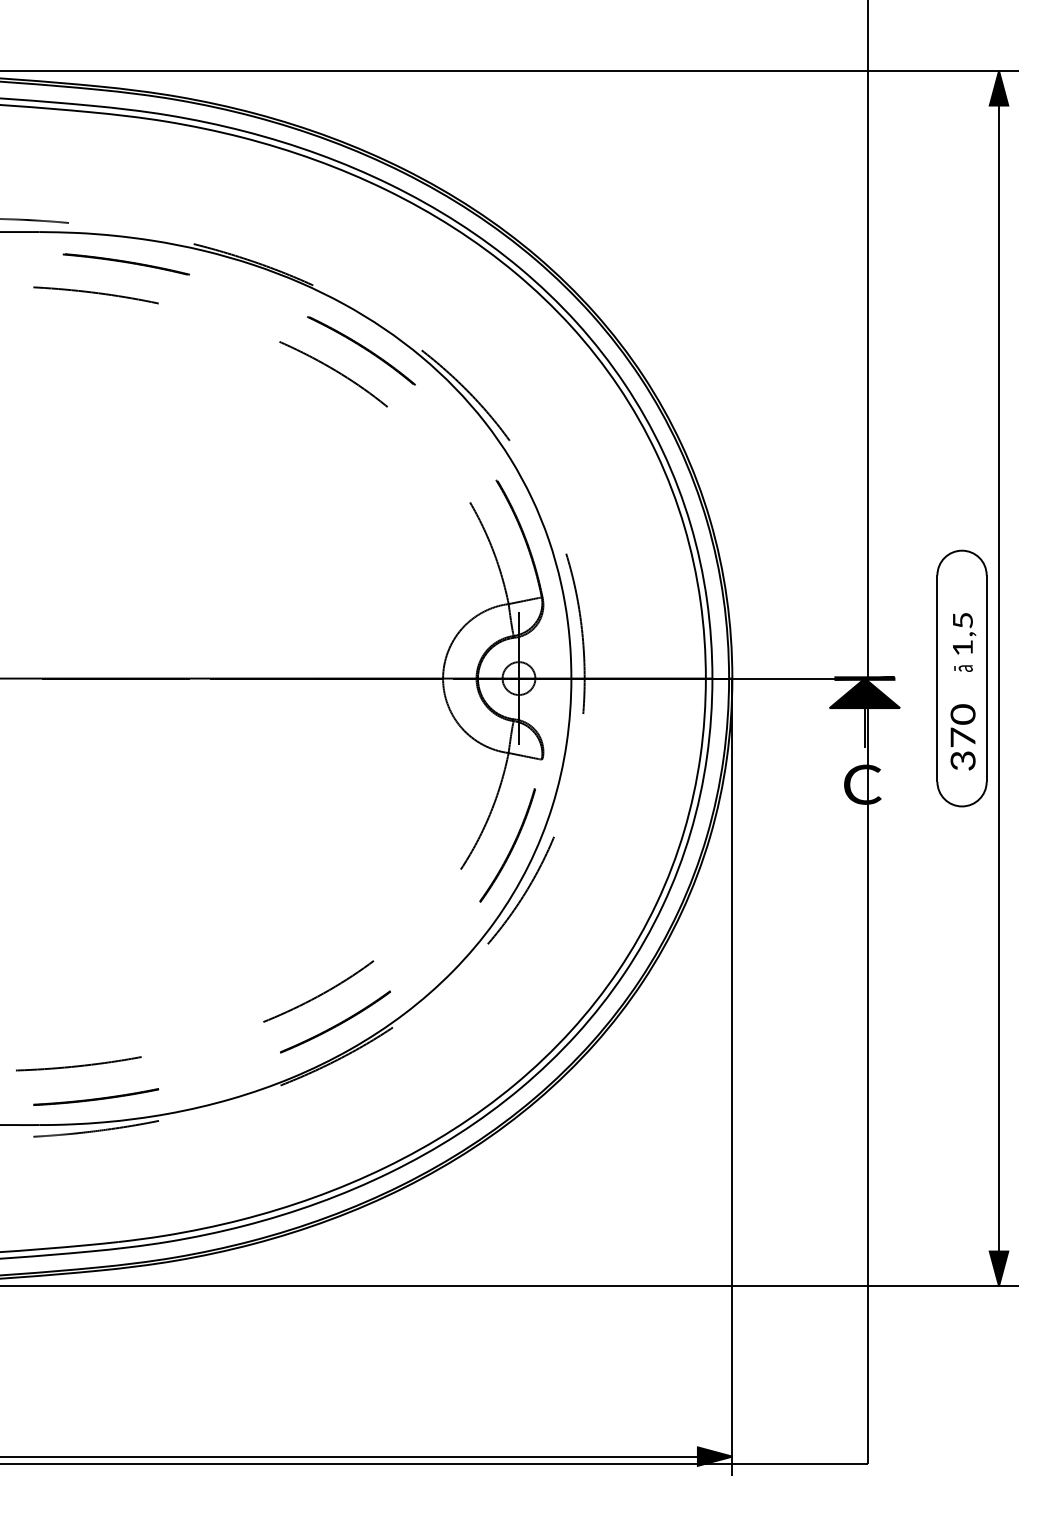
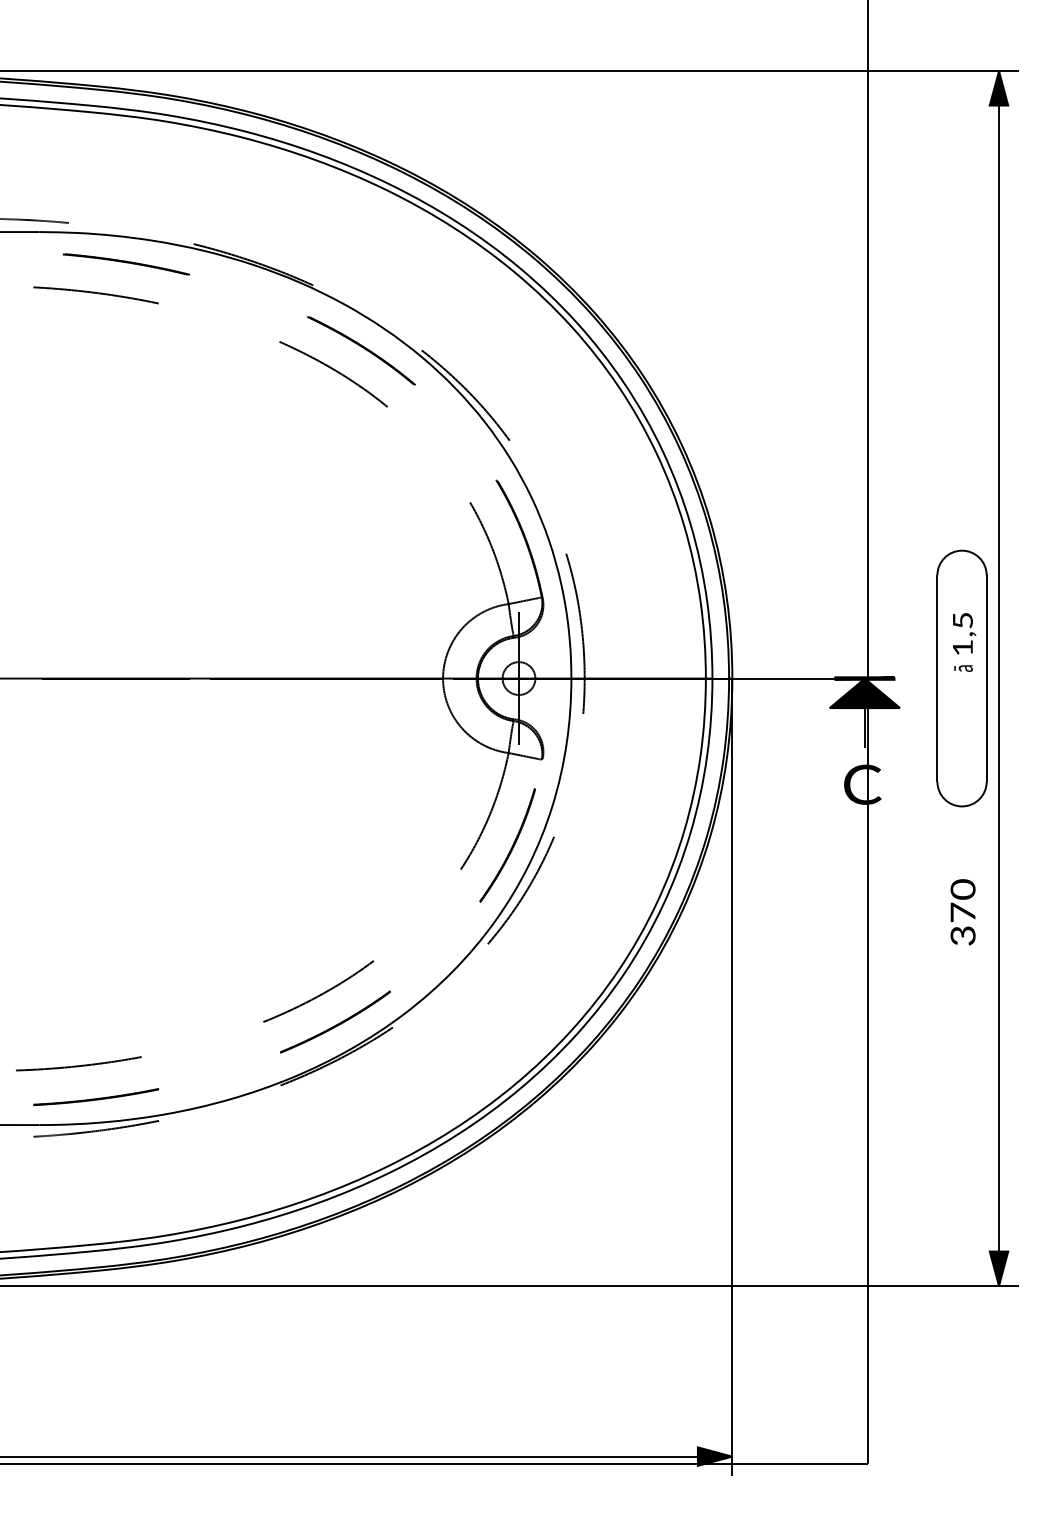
text position: (962, 737) -> (962, 912) (962, 912)
